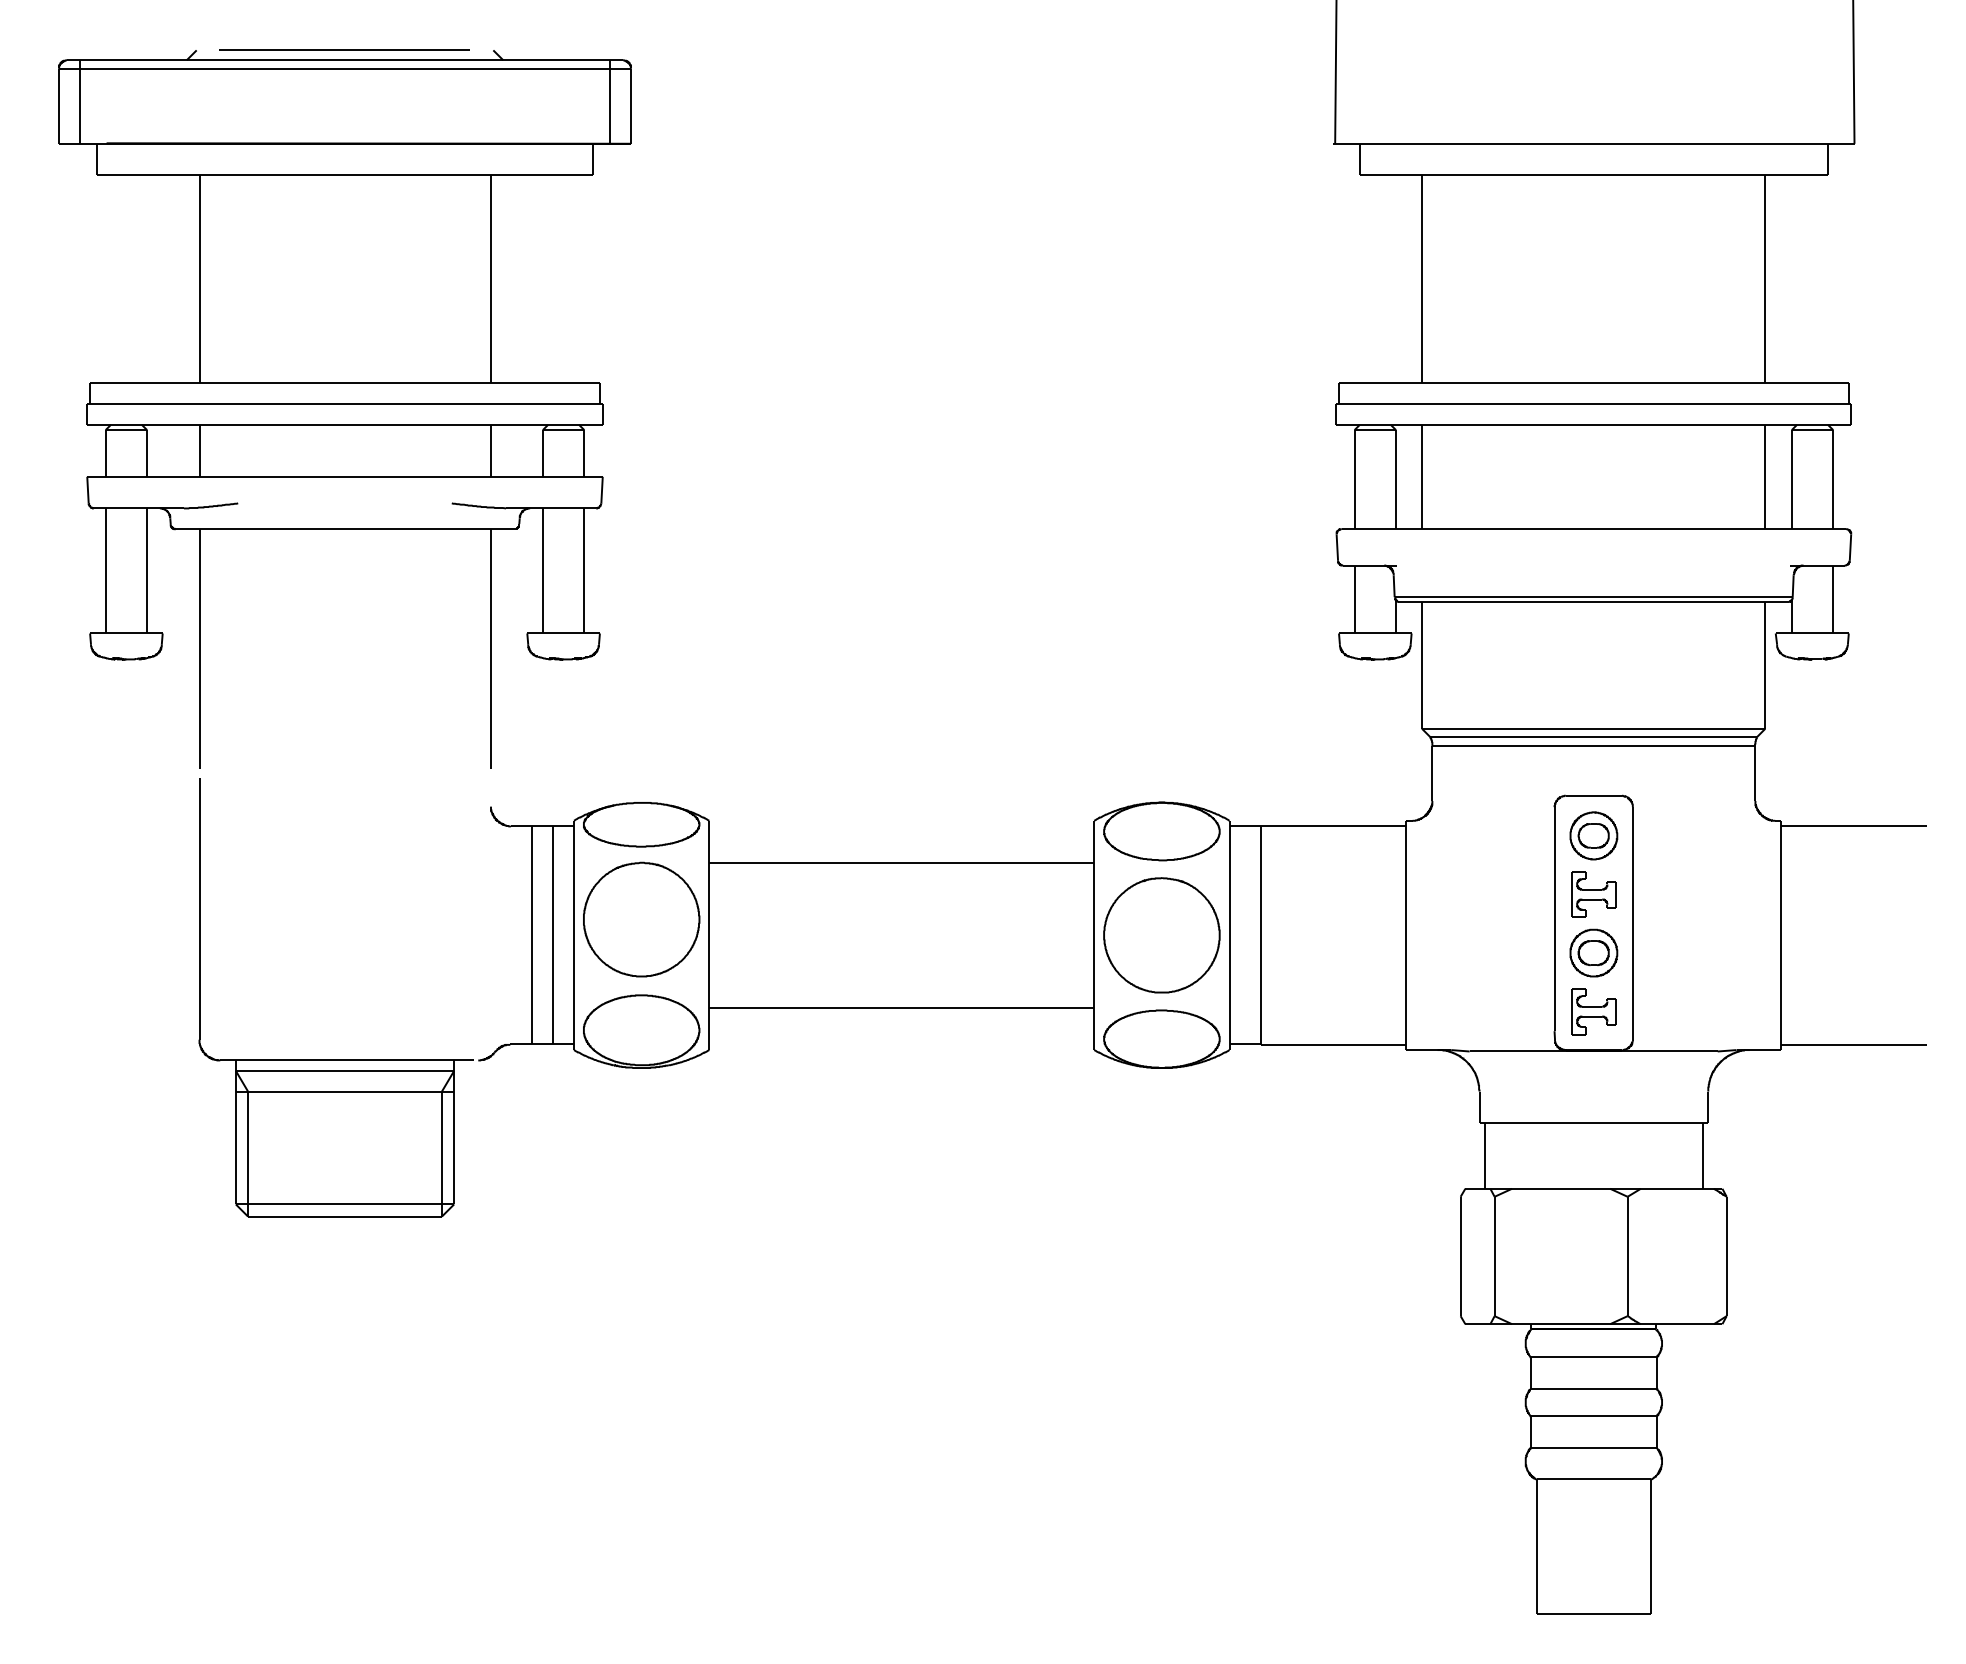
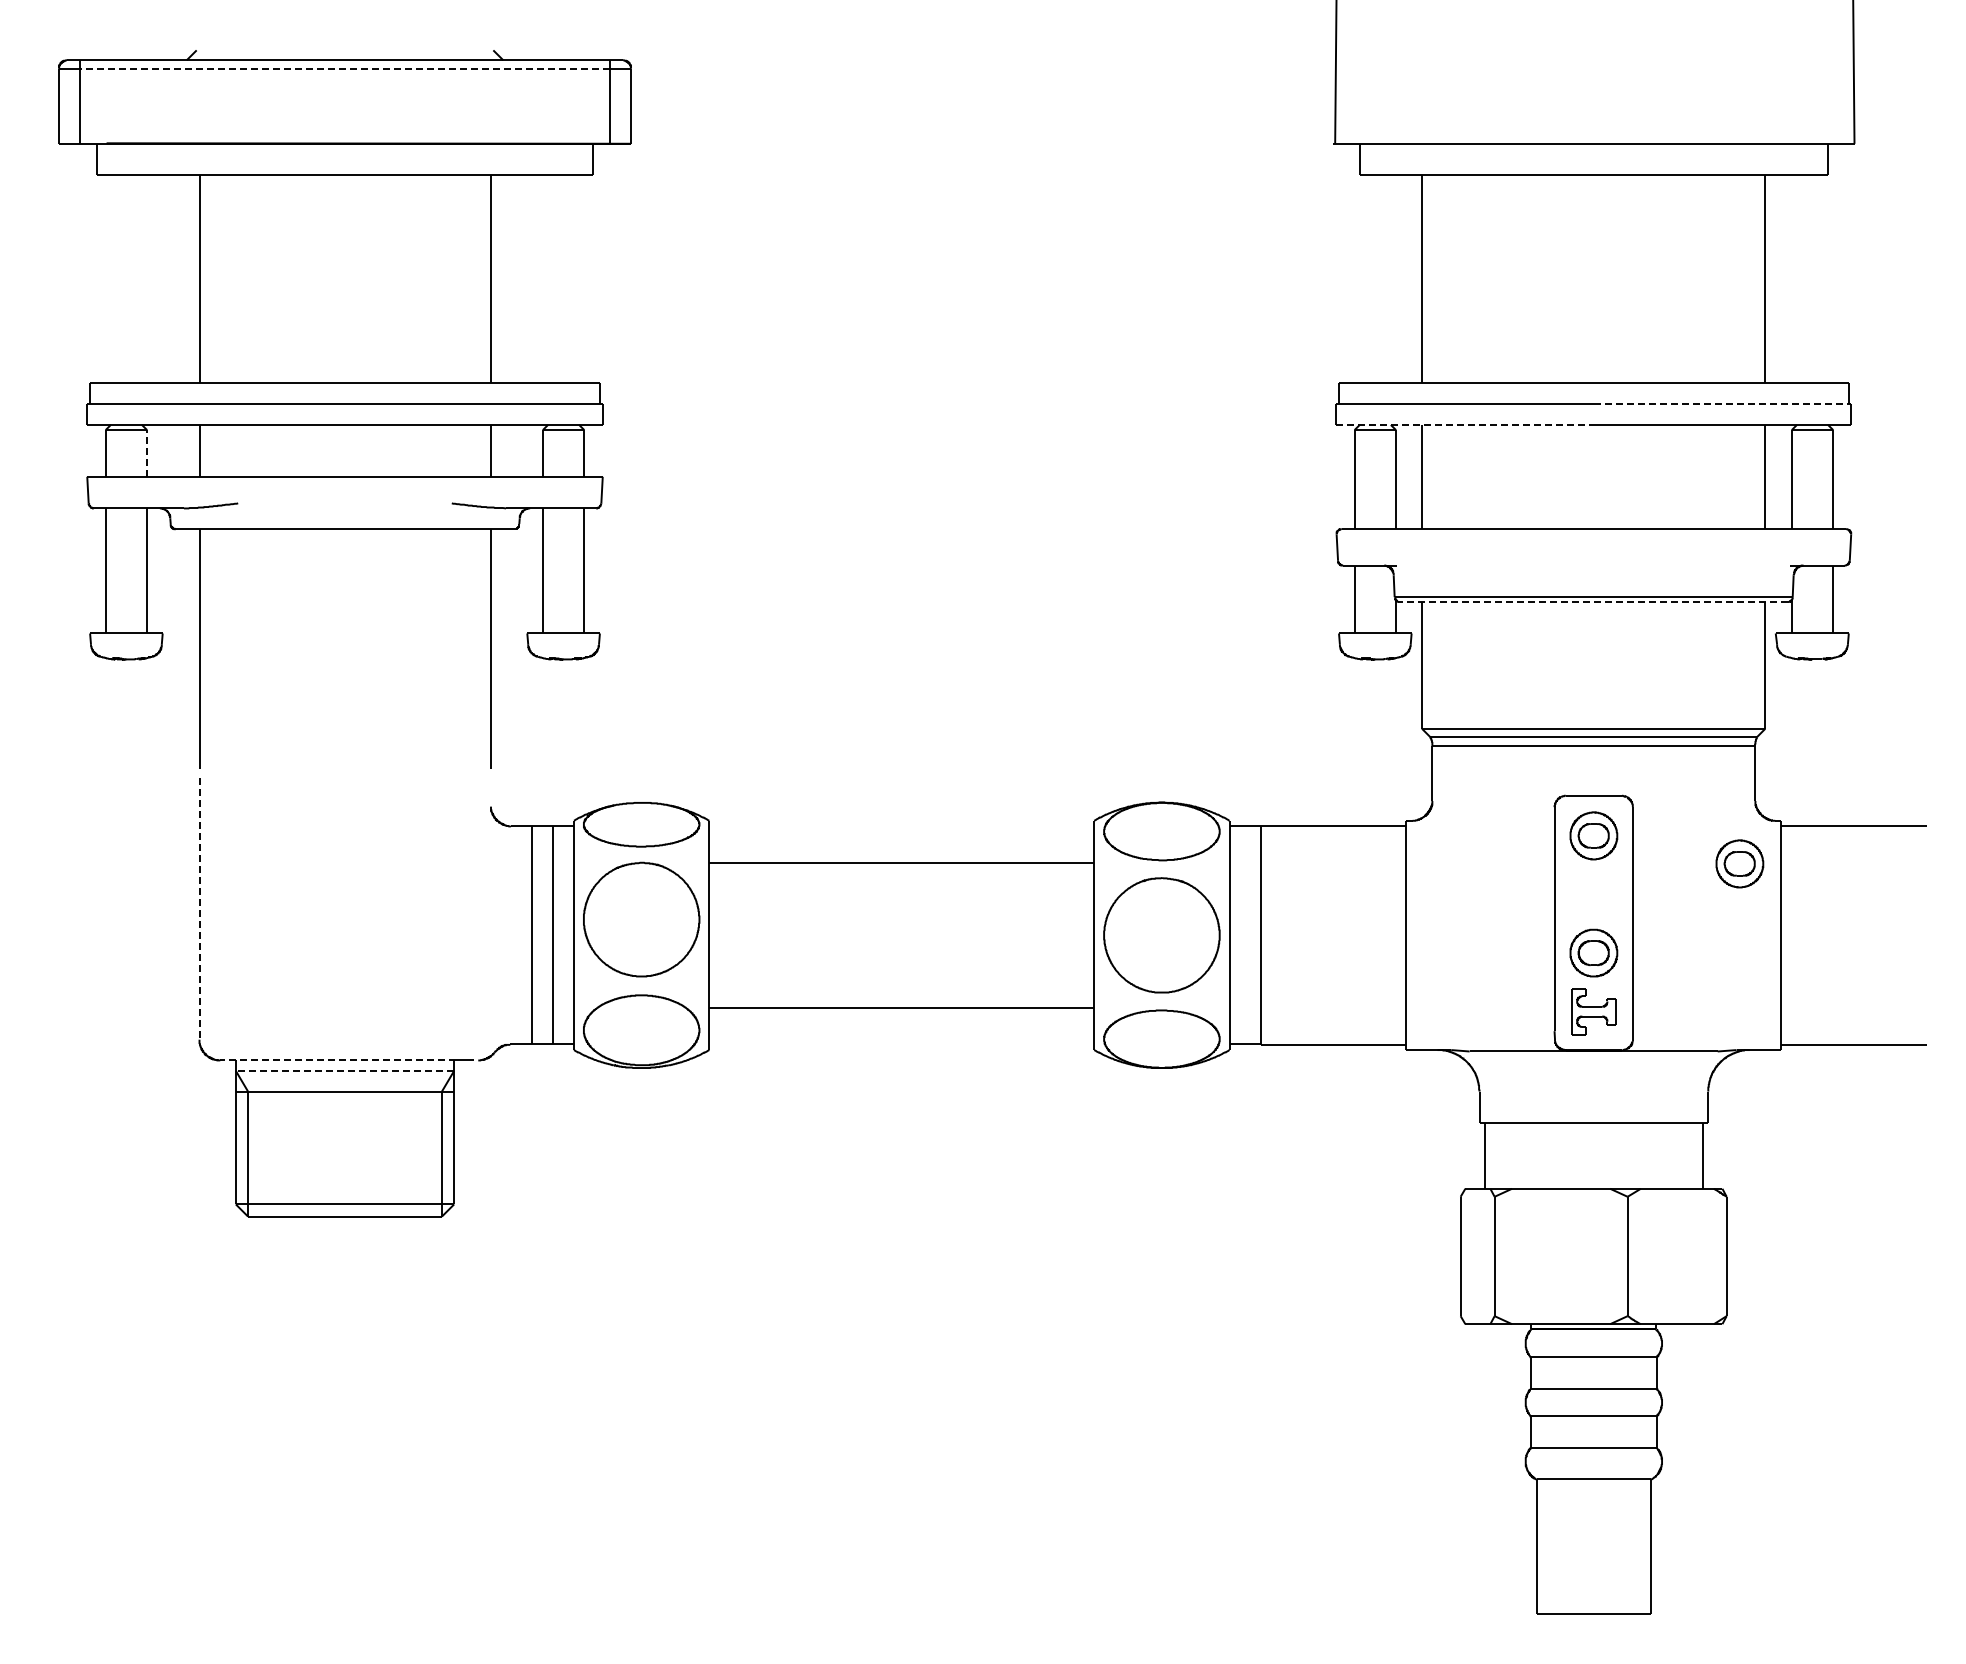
line: present -> none (344, 49)
line: solid -> dashed (344, 68)
line: solid -> dashed (1722, 404)
line: solid -> dashed (1464, 424)
line: solid -> dashed (147, 453)
line: solid -> dashed (1593, 601)
part: none -> present (1739, 863)
part: present -> none (1593, 894)
line: solid -> dashed (199, 909)
line: solid -> dashed (337, 1060)
line: solid -> dashed (344, 1070)
